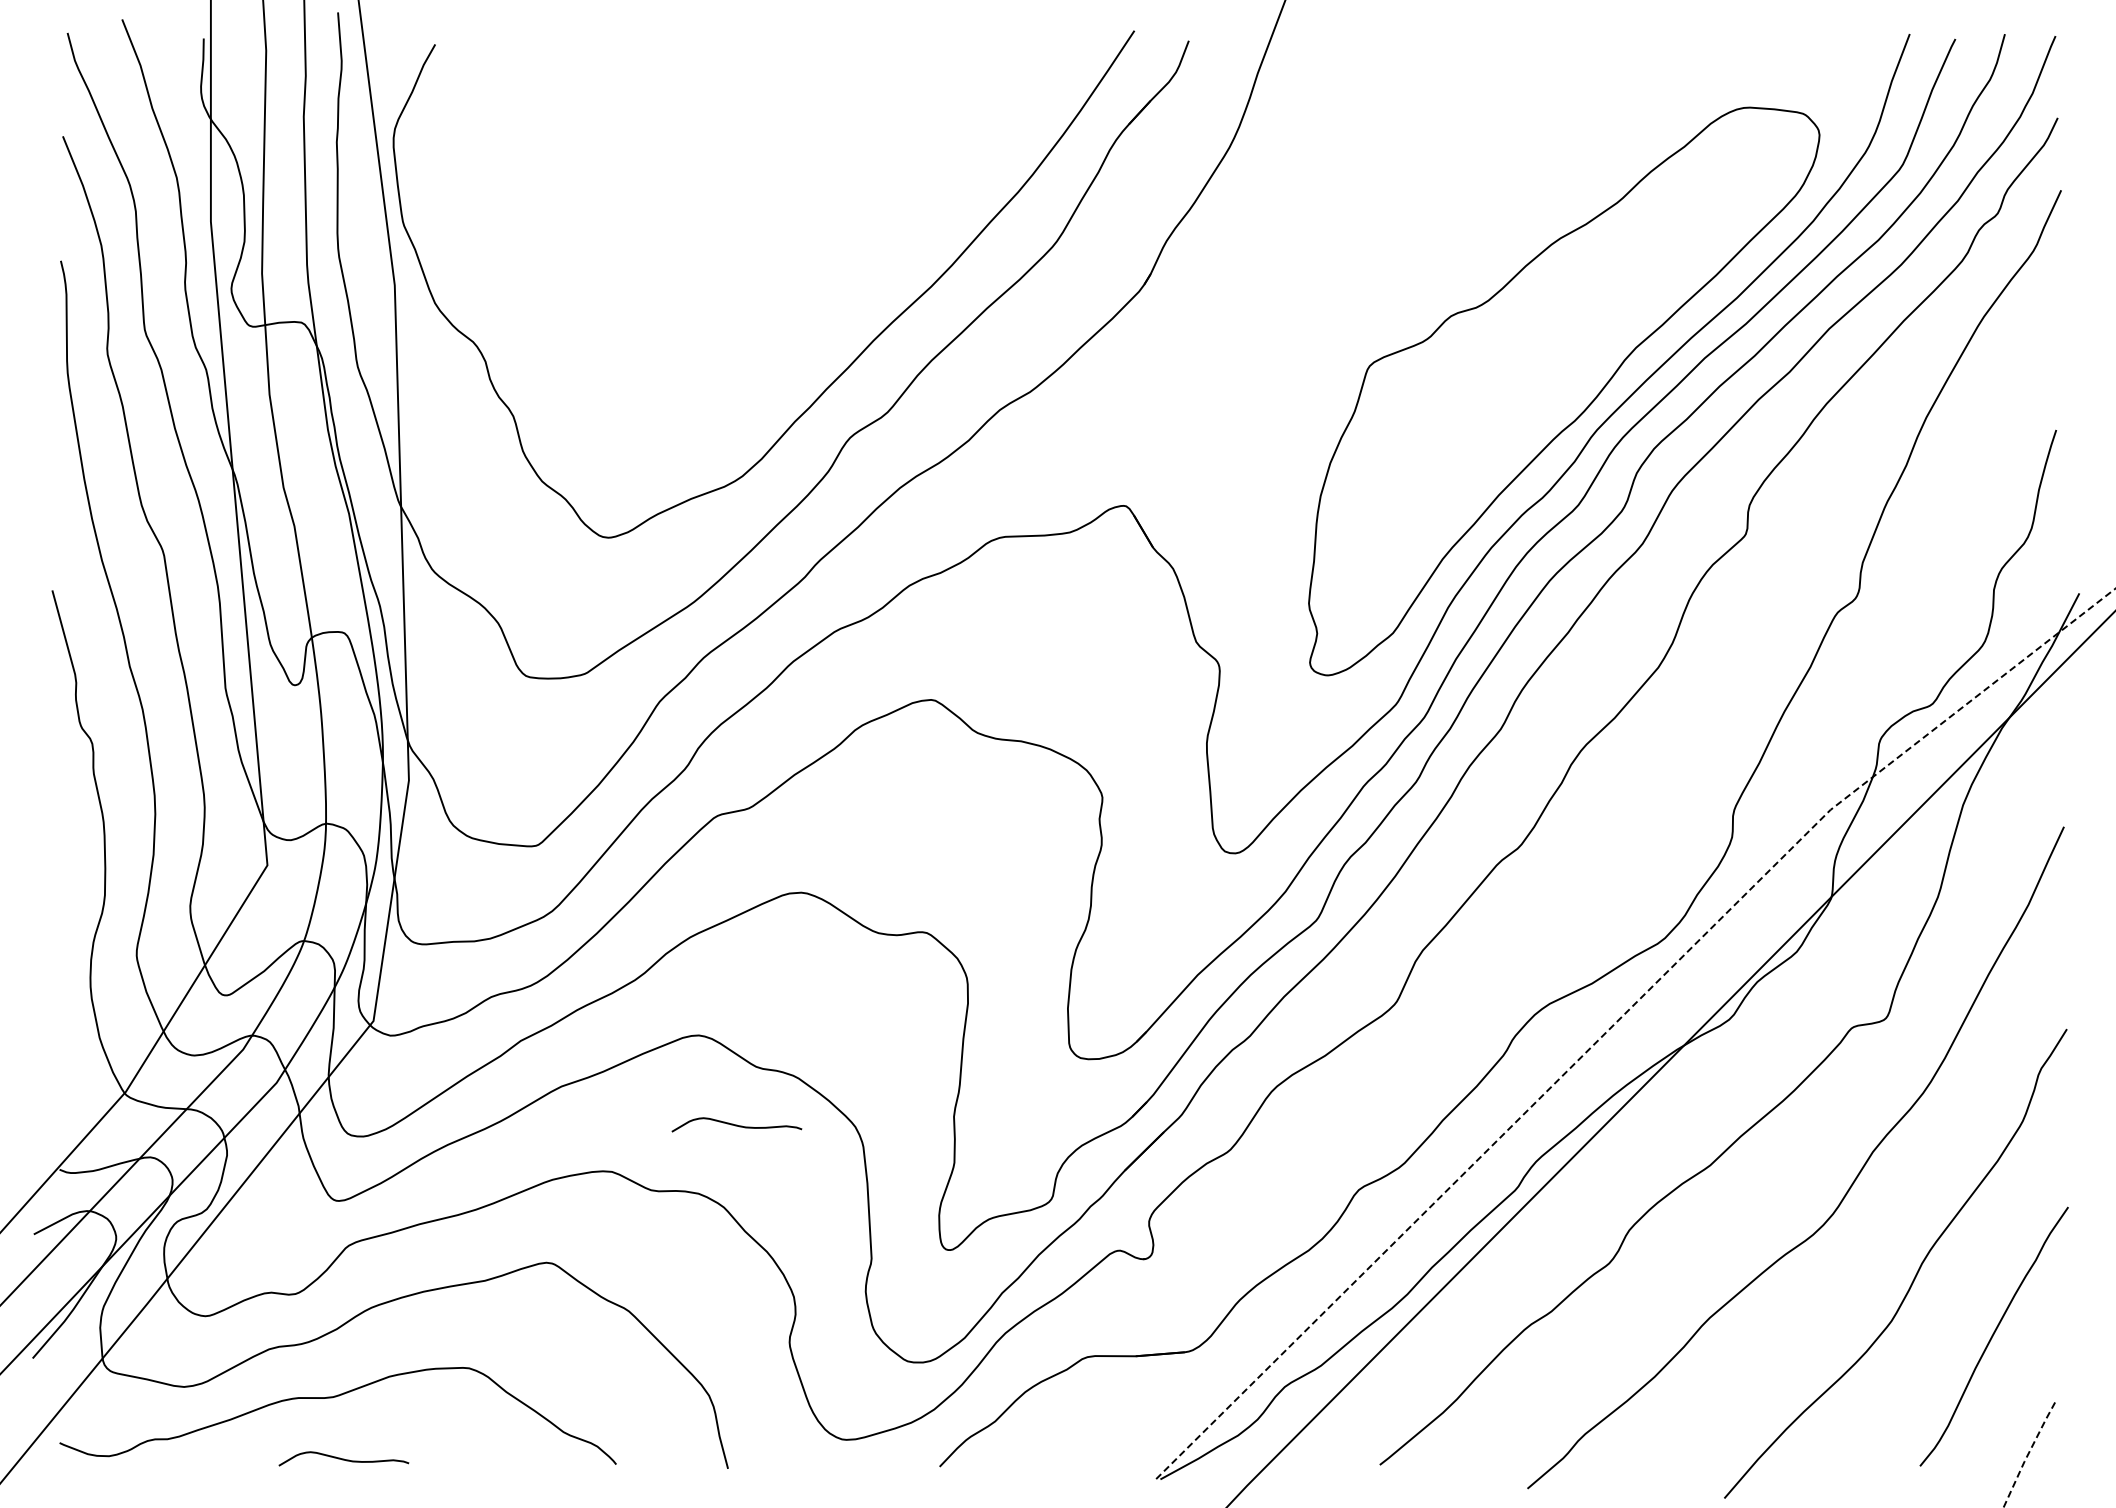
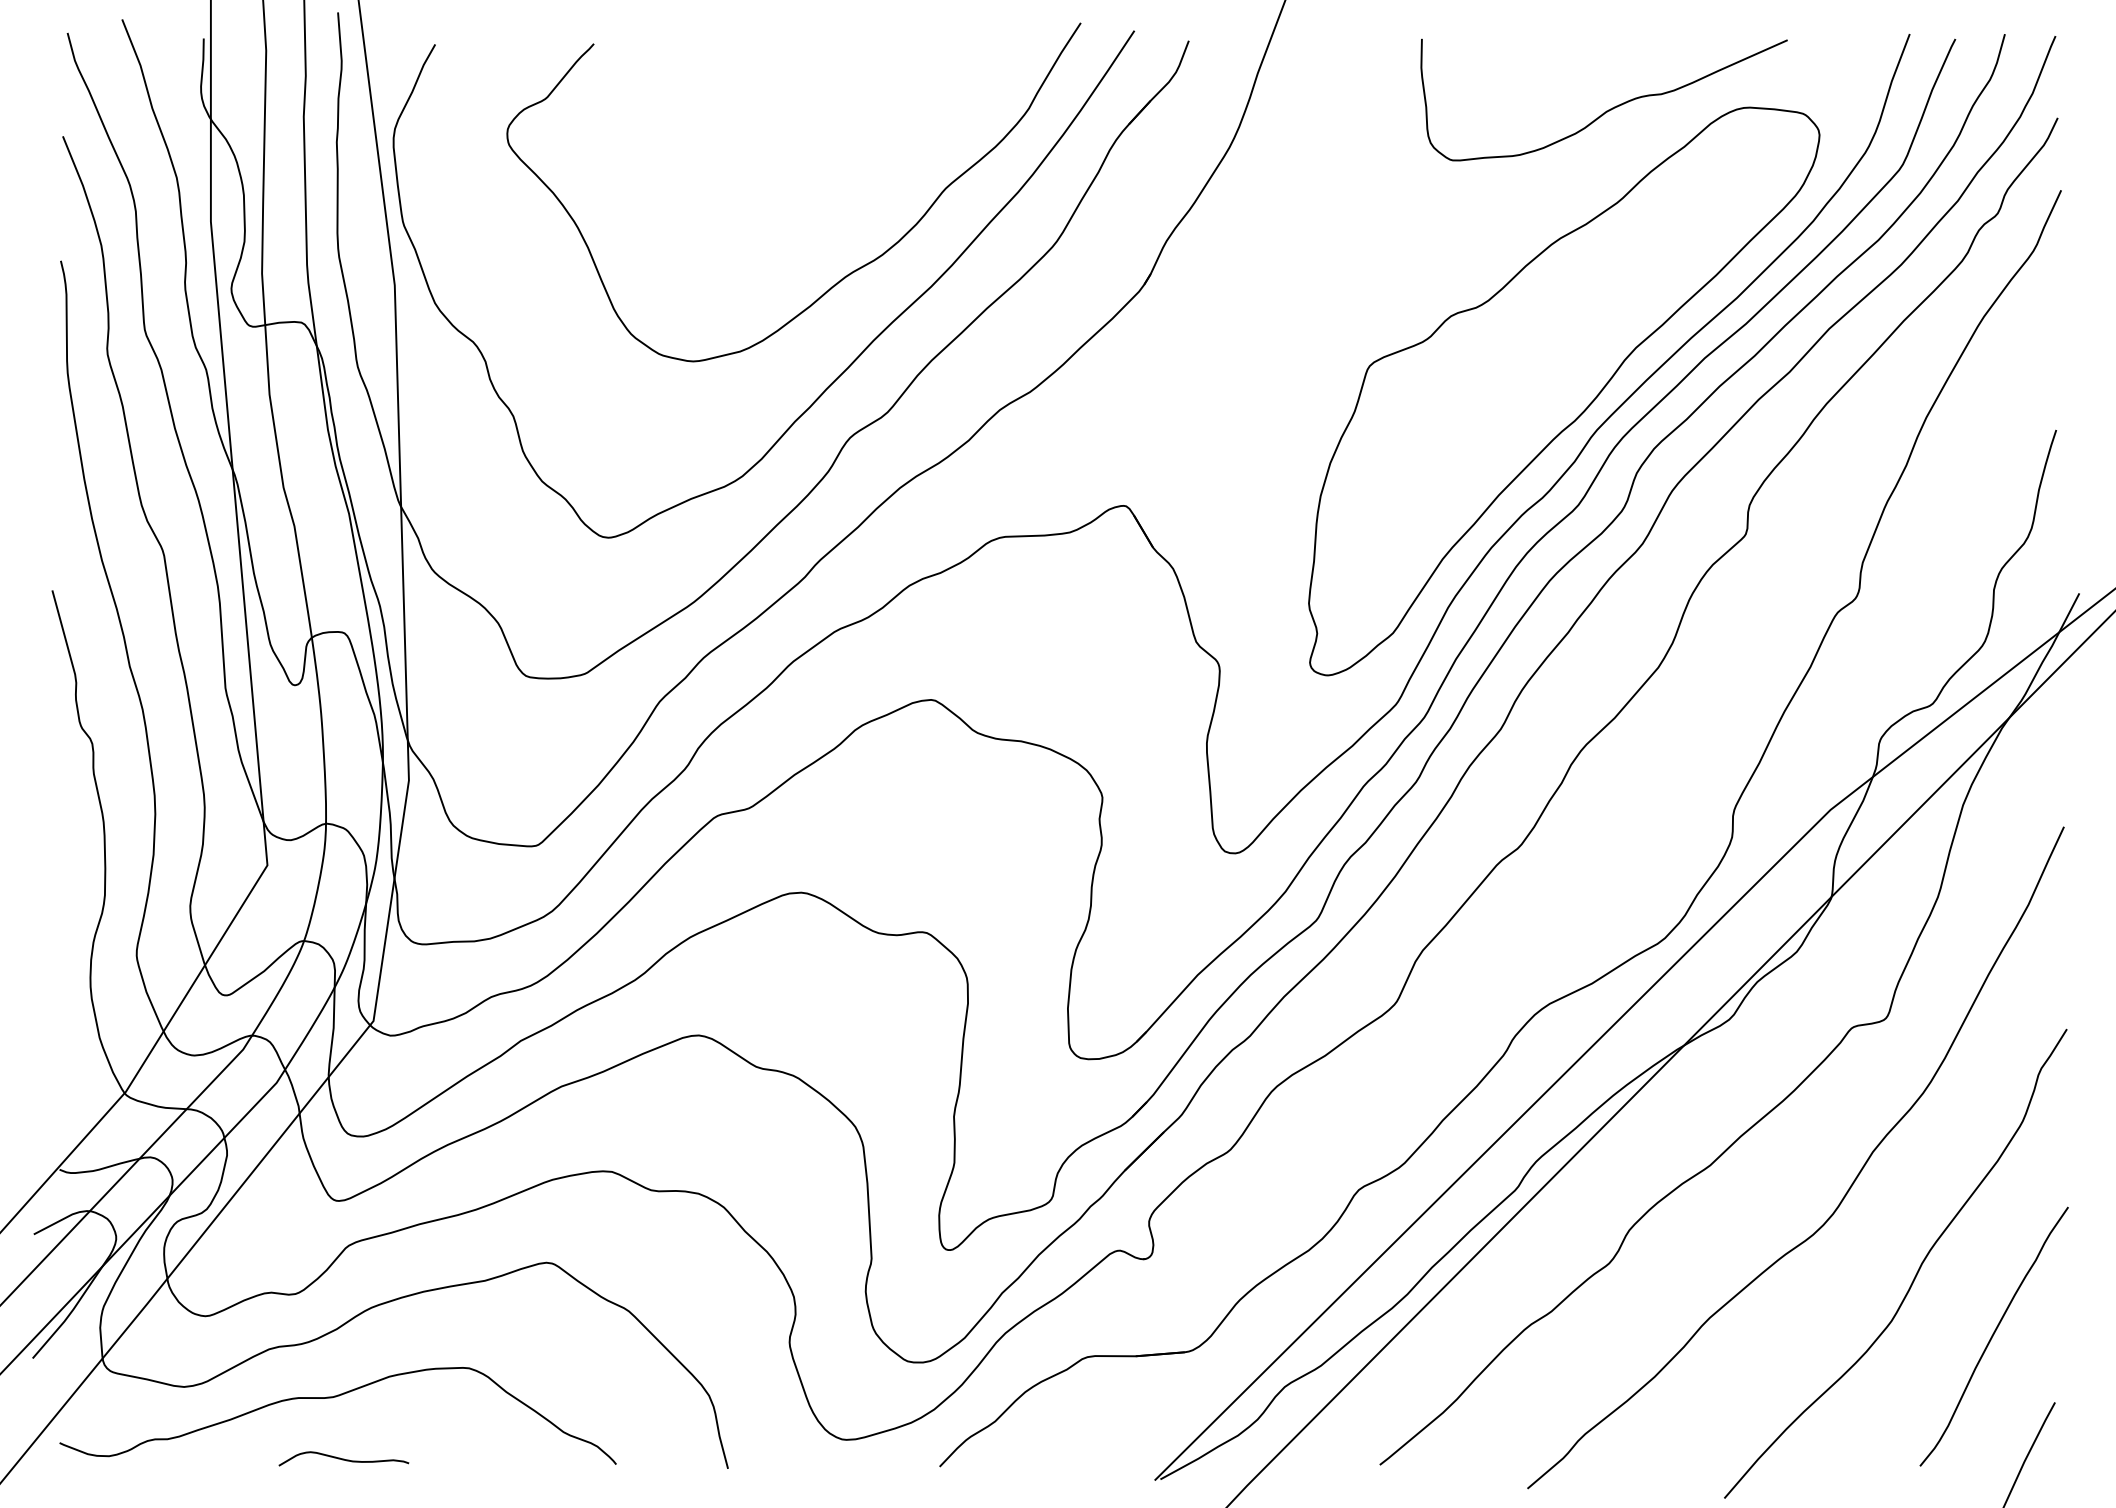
curve: none -> present (1608, 109)
curve: none -> present (847, 274)
line: dashed -> solid (1620, 1018)
curve: present -> none (736, 1124)
line: dashed -> solid (2028, 1454)
